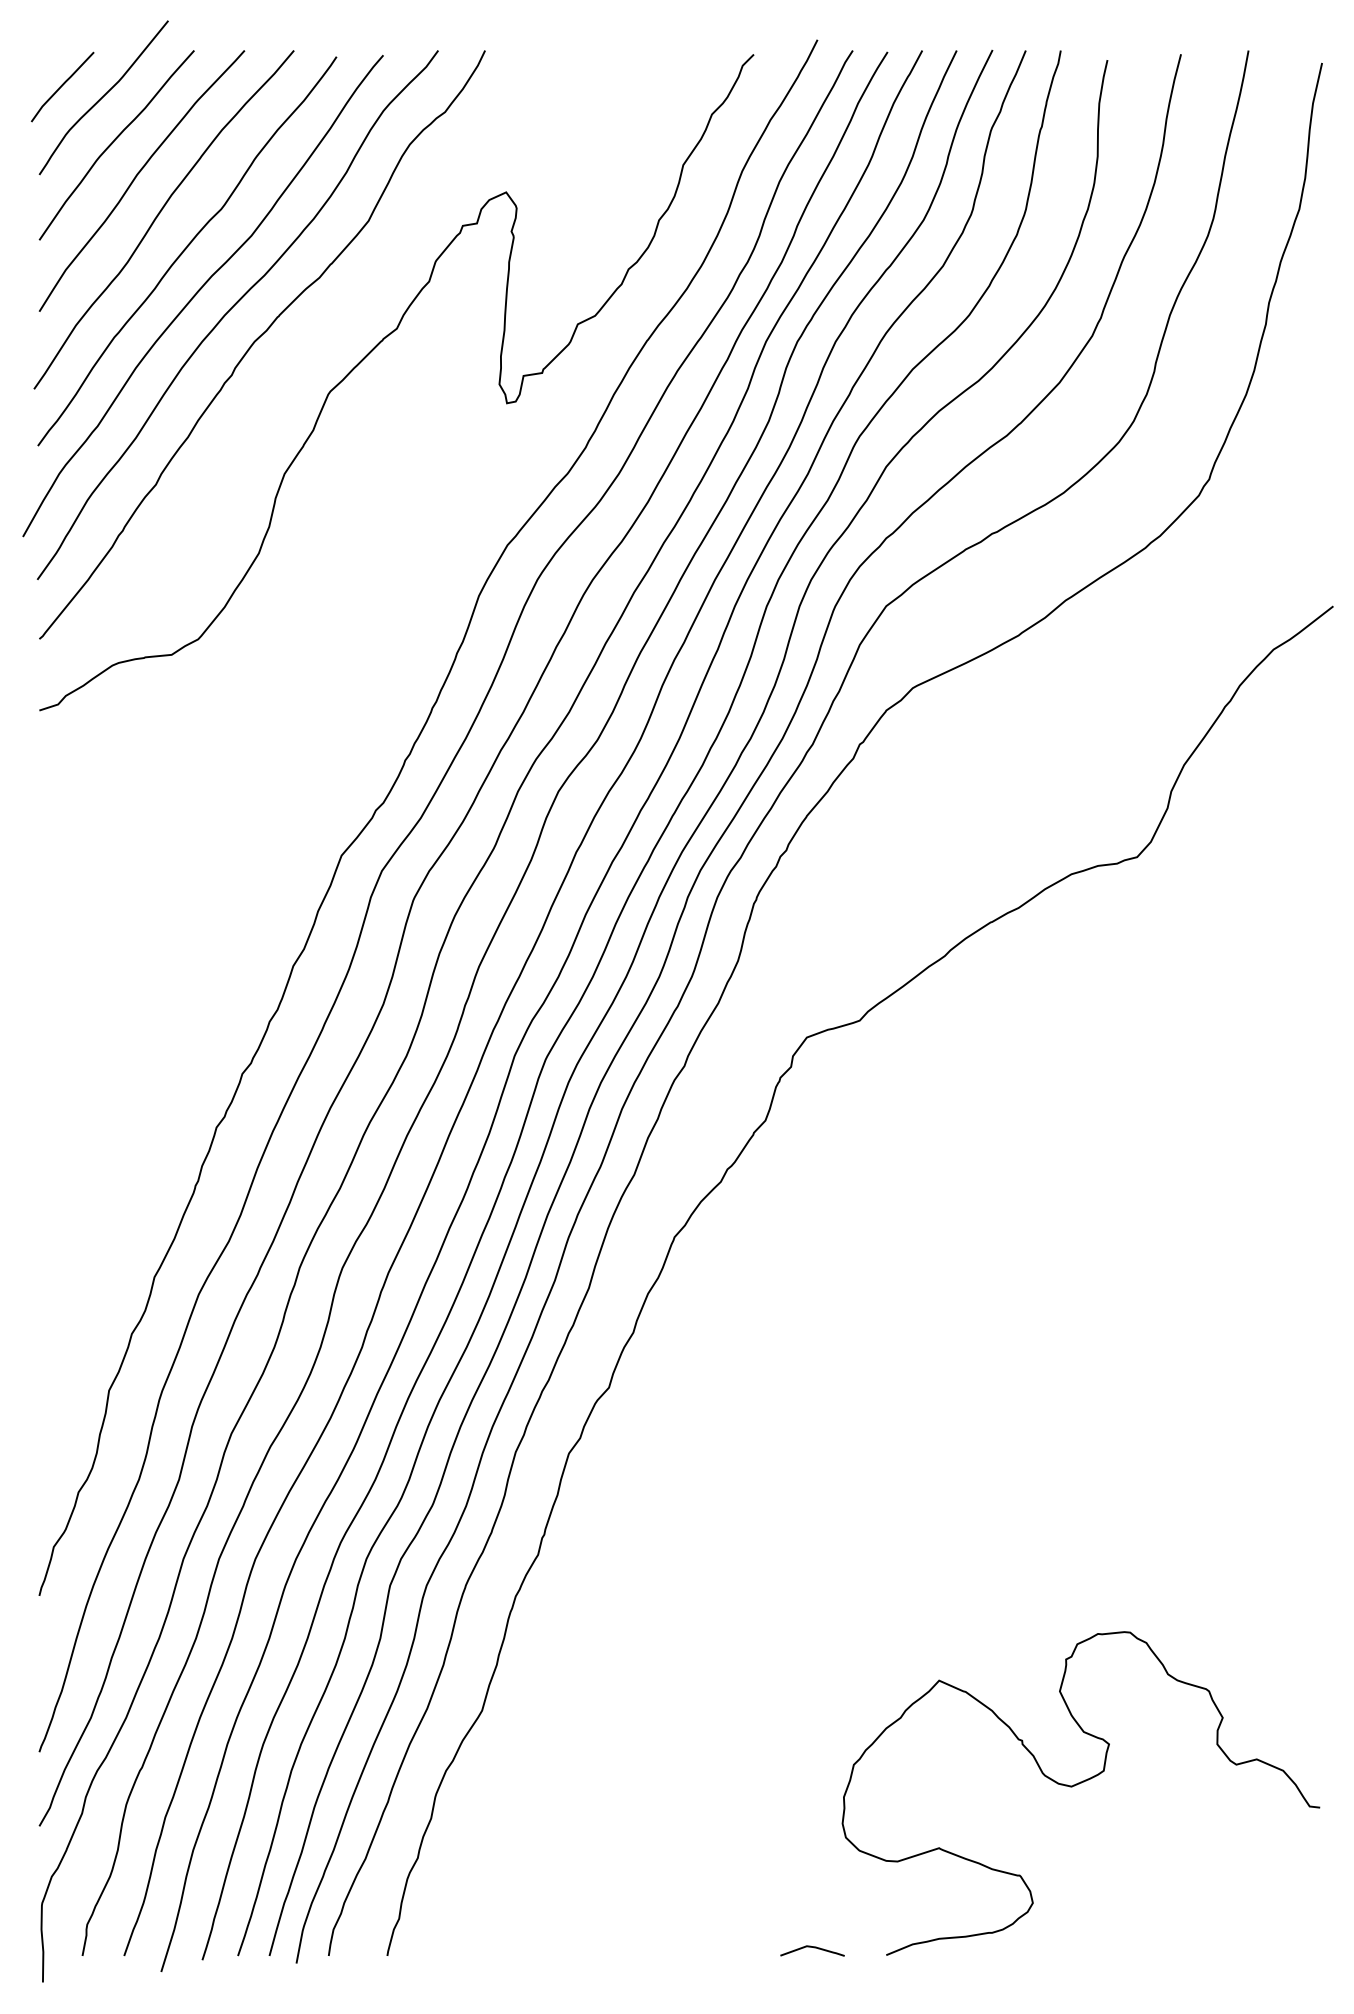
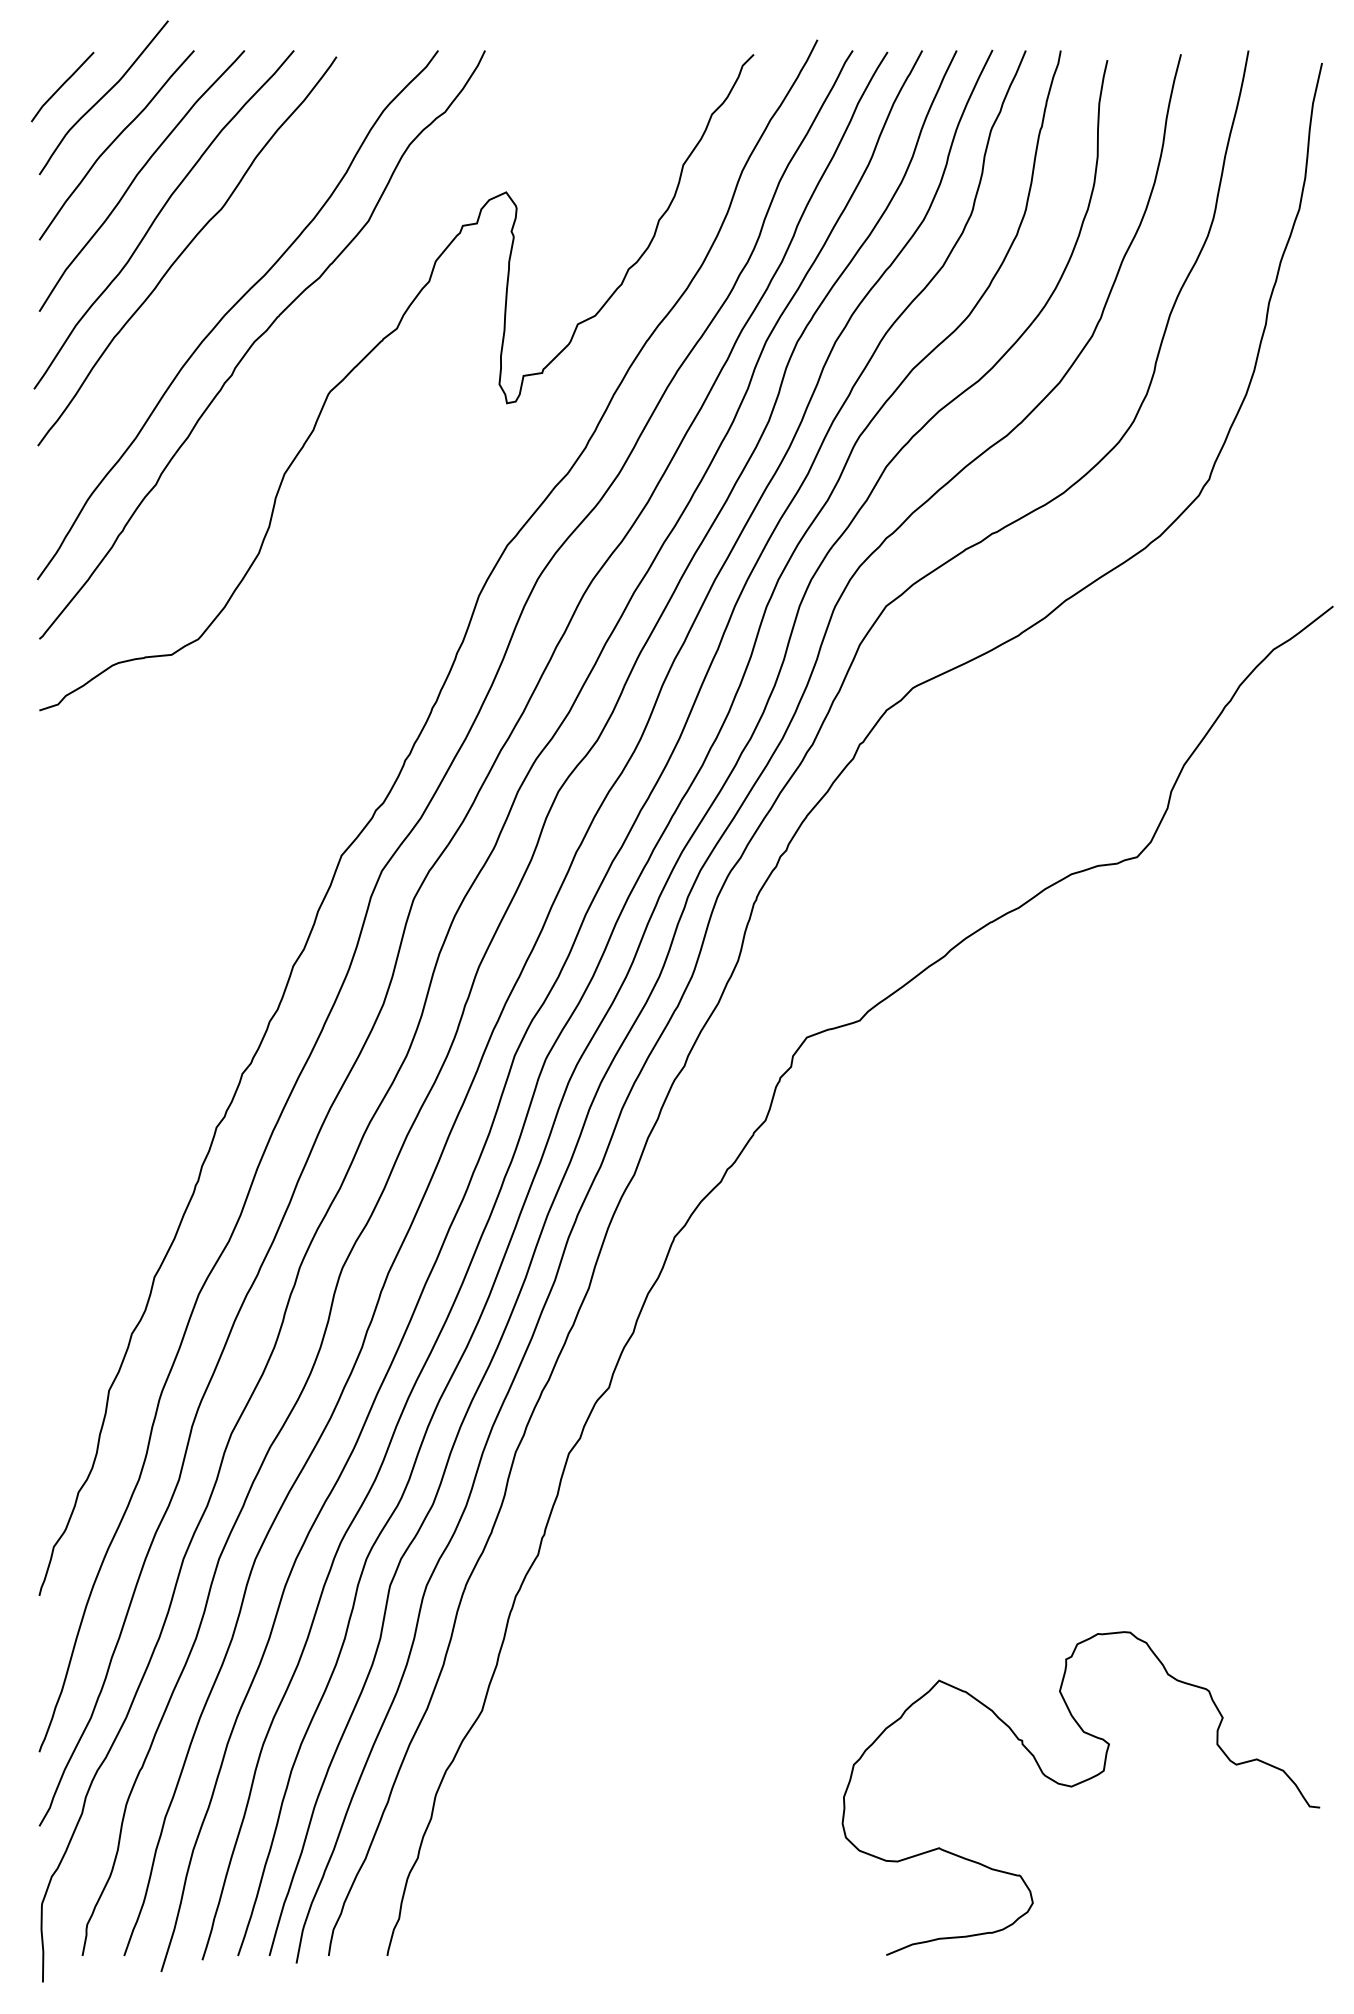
curve: present -> none (198, 292)
curve: present -> none (814, 1948)
